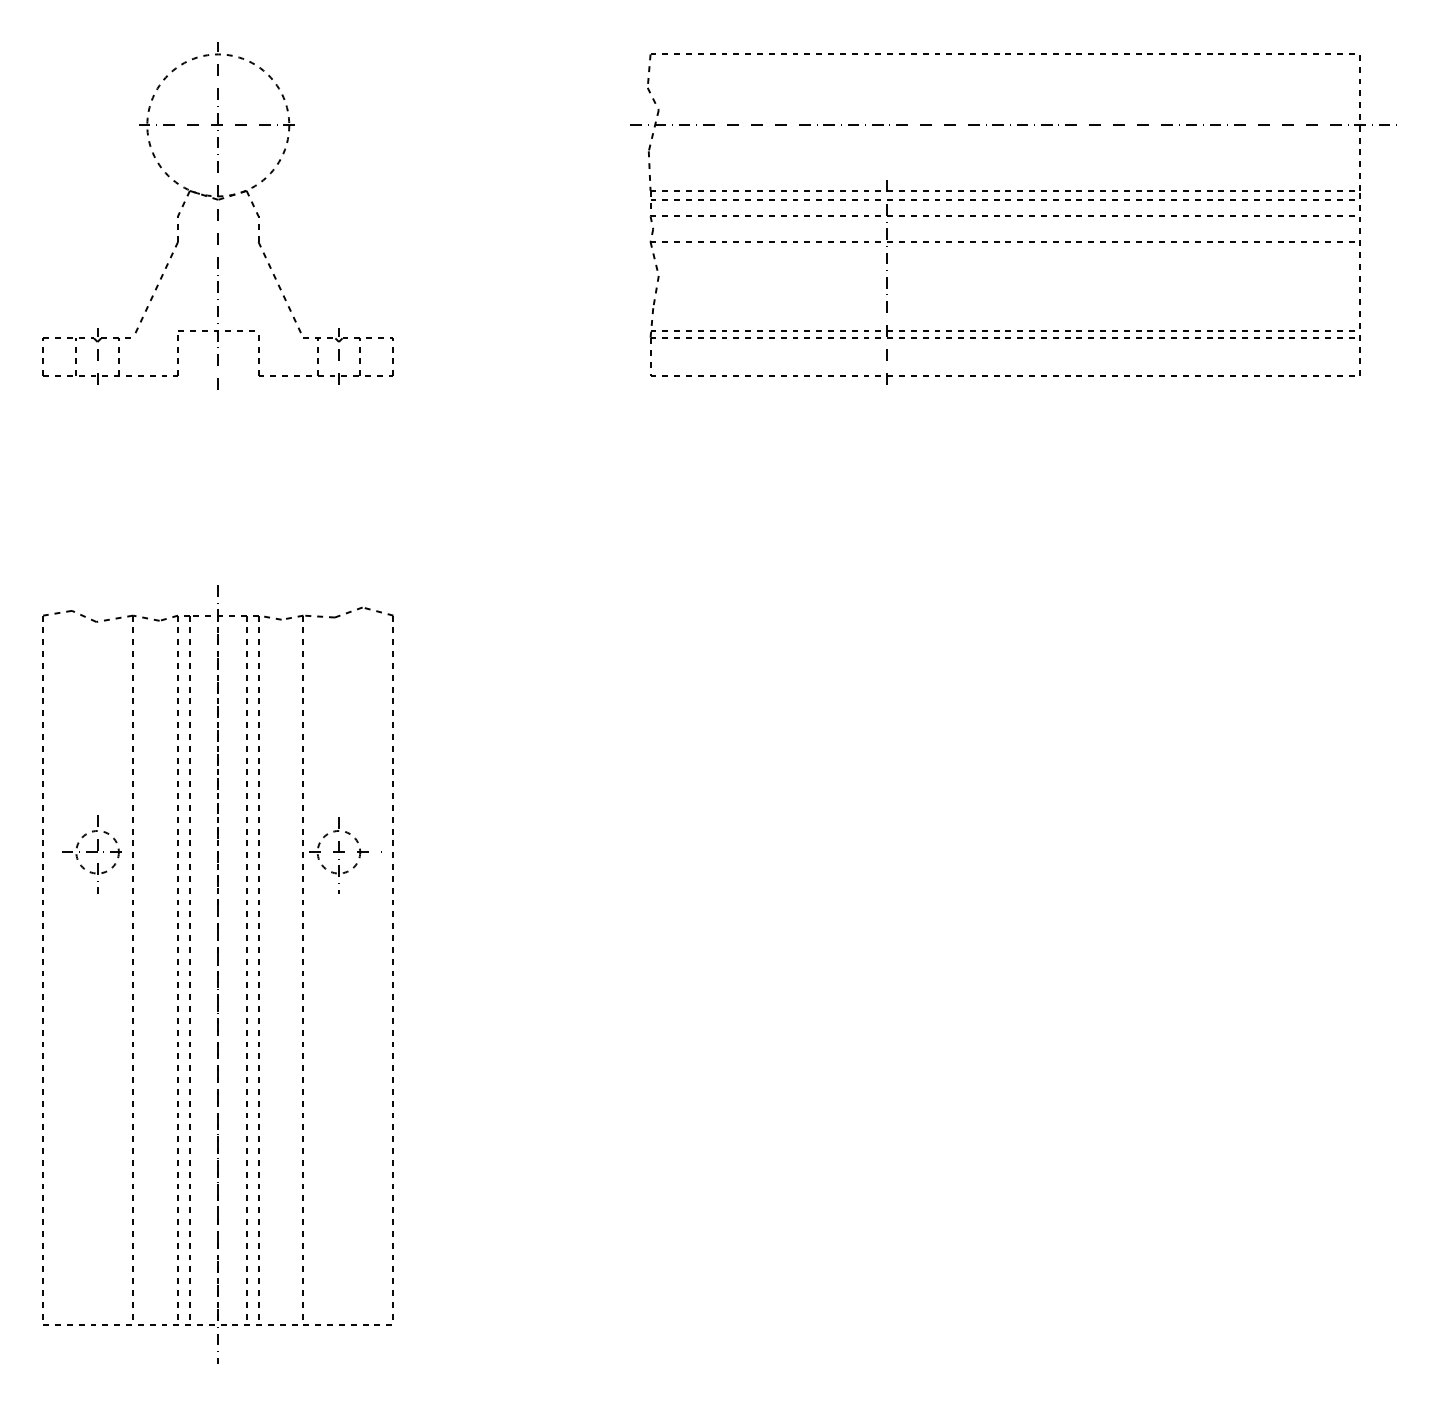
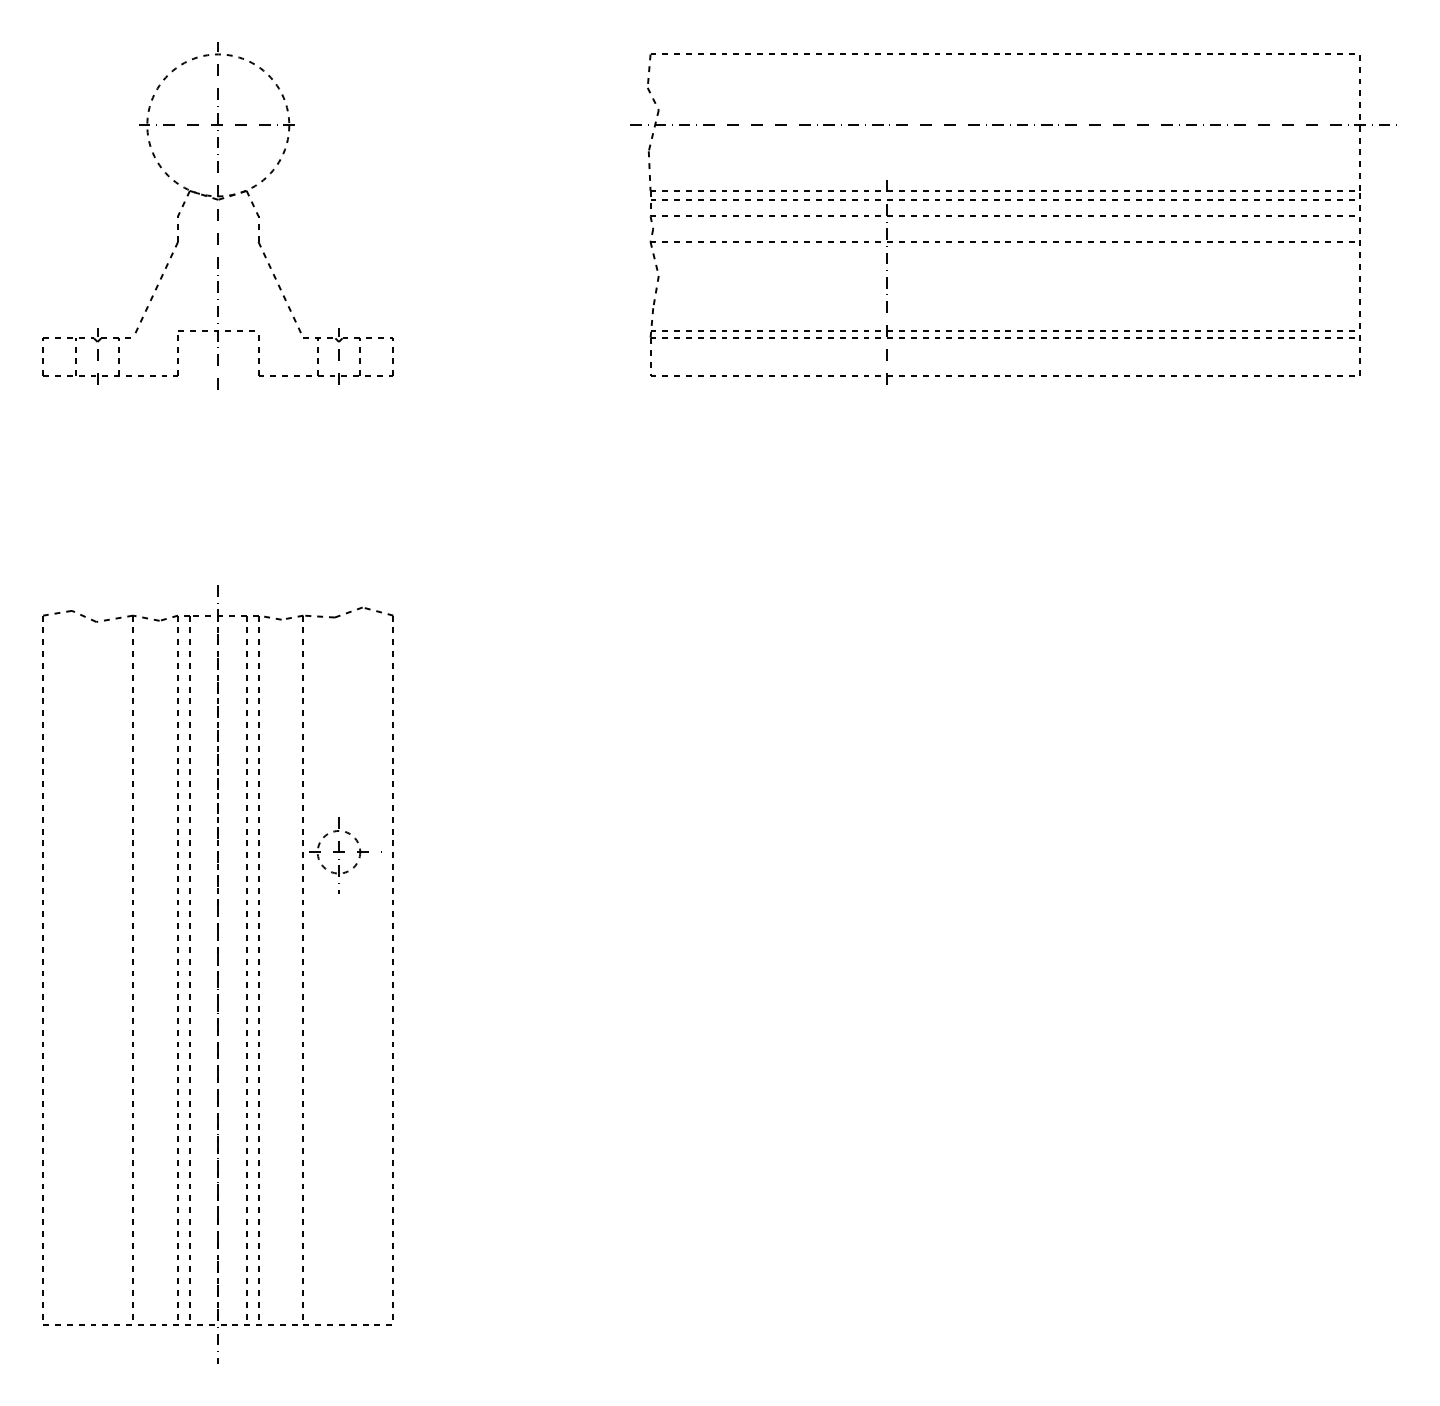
part: present -> none (91, 854)
